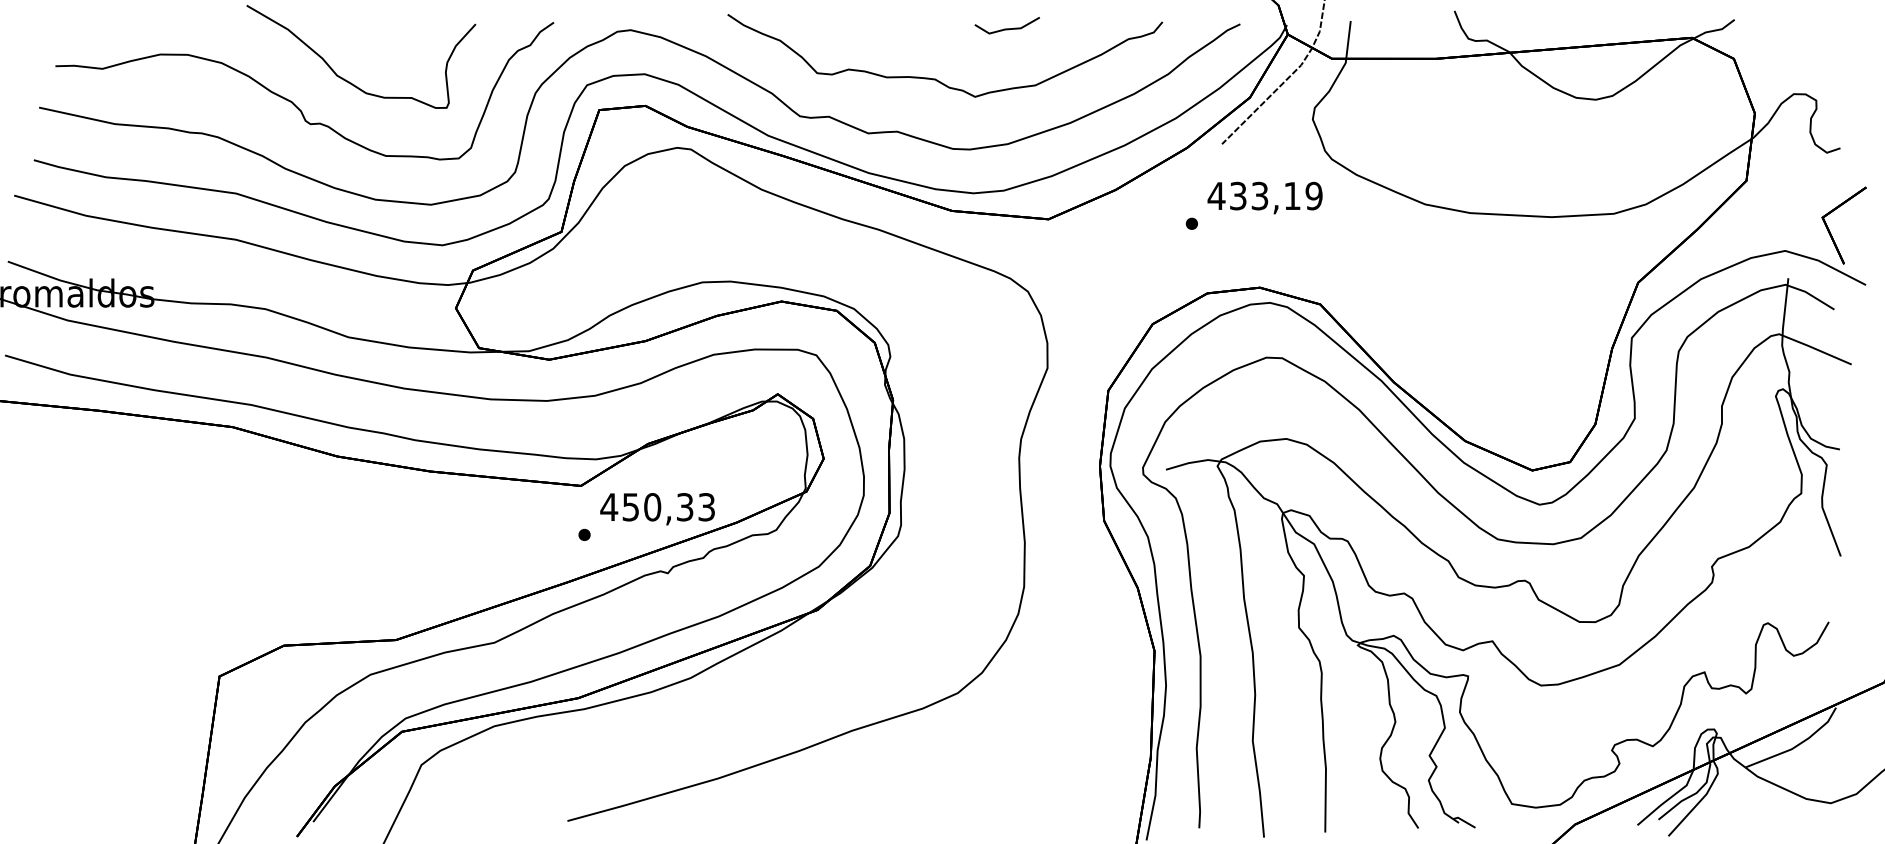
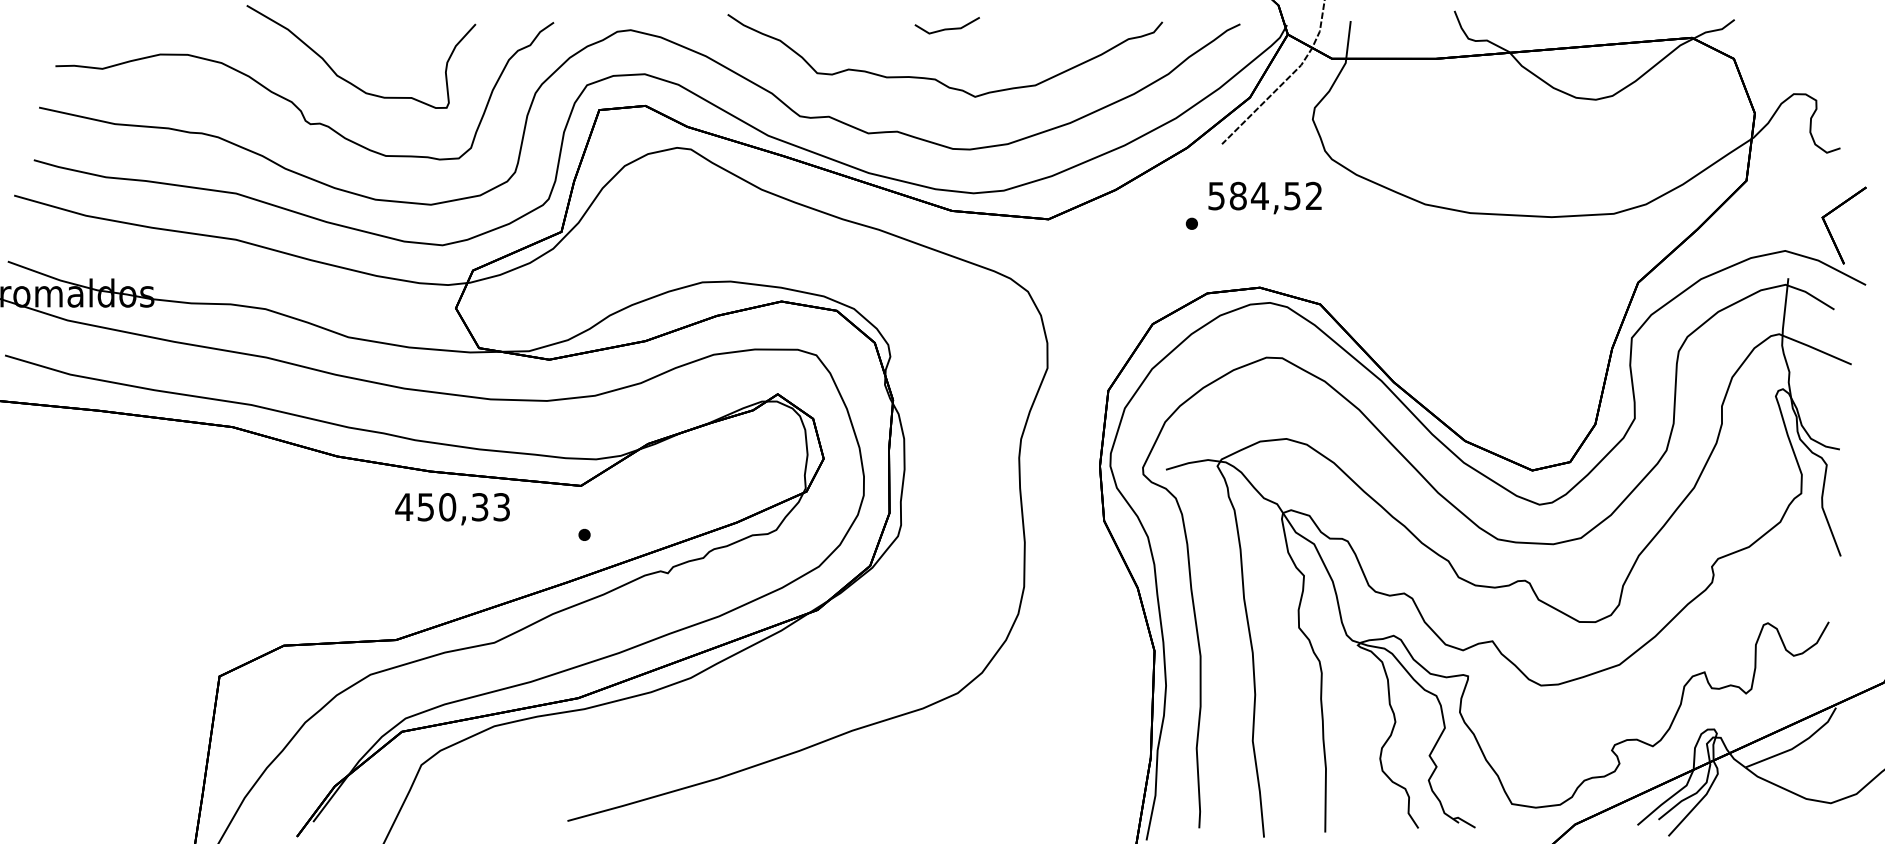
line position: (1006, 28) -> (946, 28) (946, 28)
text: 433,19 -> 584,52 (1264, 195)
text position: (657, 509) -> (452, 509) (452, 509)
